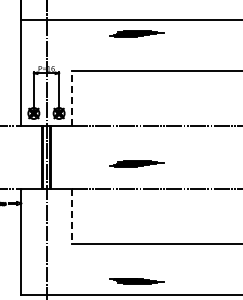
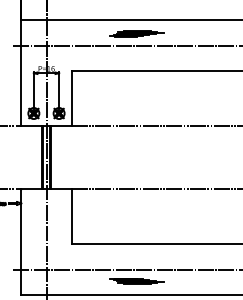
line: none -> present (126, 45)
line: dashed -> solid (71, 98)
part: present -> none (136, 163)
line: dashed -> solid (71, 216)
line: none -> present (126, 269)
